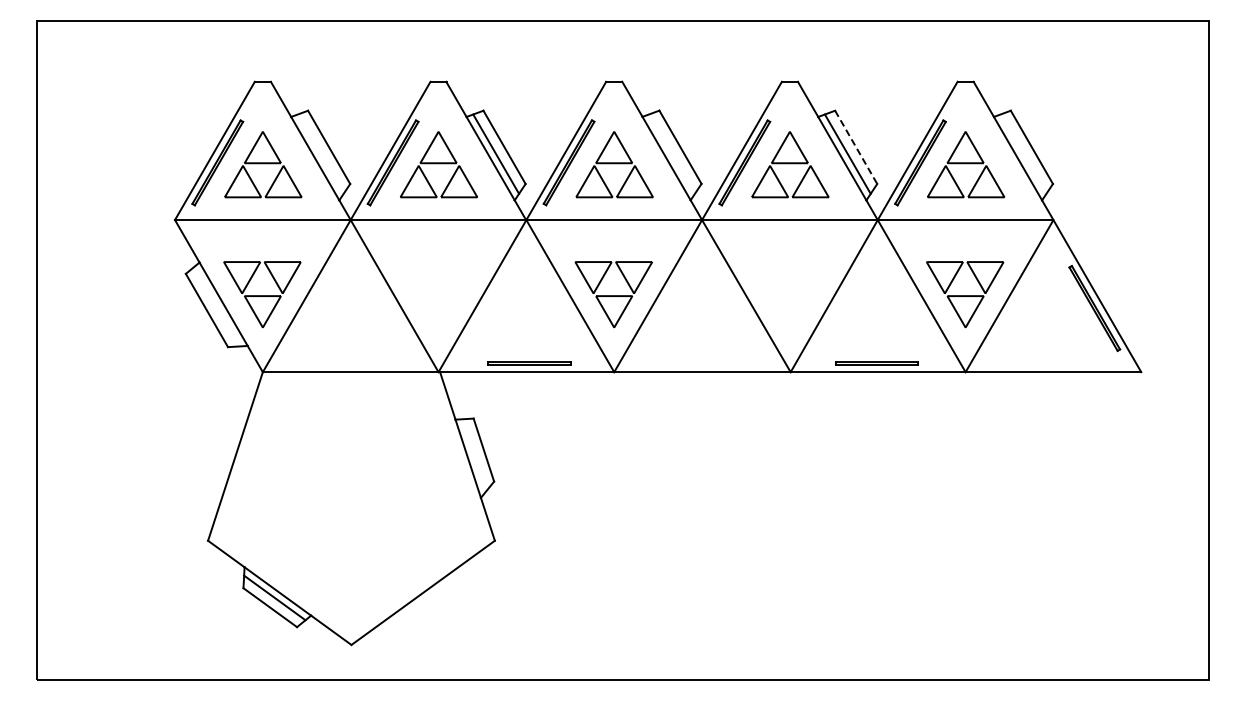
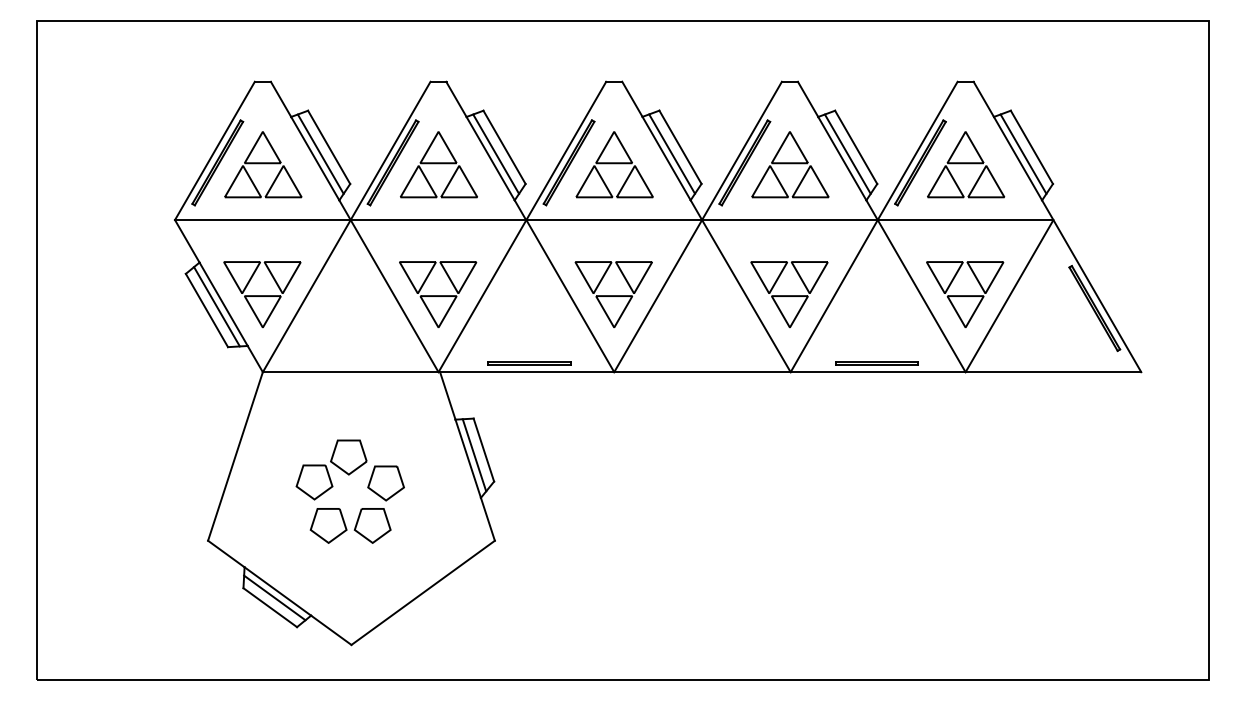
line: dashed -> solid (856, 147)
line: none -> present (320, 153)
line: none -> present (672, 153)
line: none -> present (1023, 153)
part: none -> present (438, 294)
part: none -> present (789, 294)
line: none -> present (216, 306)
line: none -> present (474, 455)
part: none -> present (349, 475)
